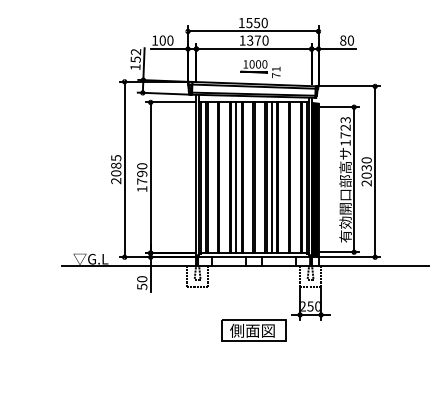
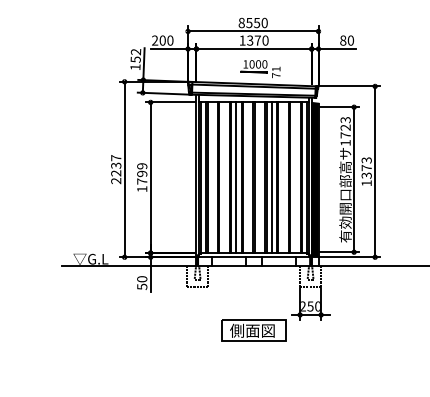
text: 1550 -> 8550 (241, 22)
text: 100 -> 200 (155, 40)
text: 2085 -> 2237 (116, 165)
text: 1790 -> 1799 (142, 166)
text: 2030 -> 1373 (366, 171)
